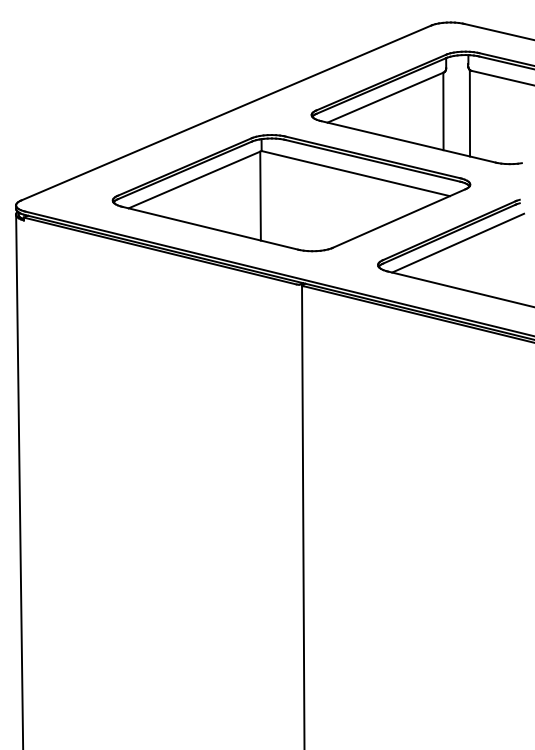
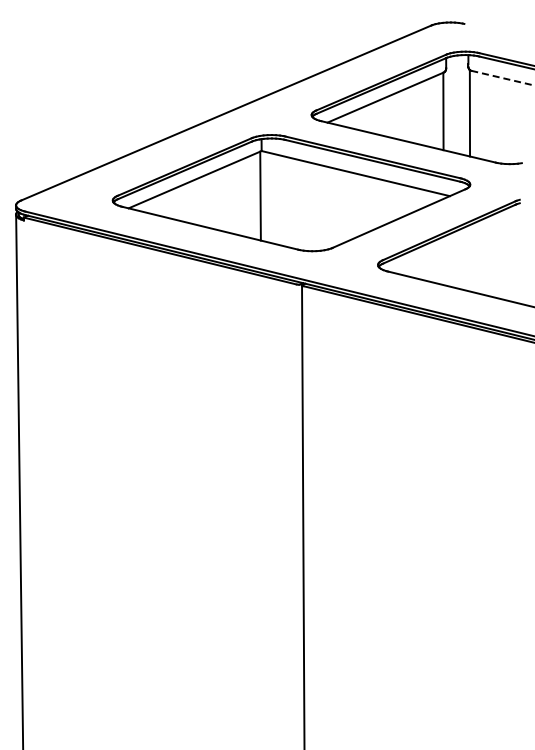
line: present -> none (497, 31)
line: solid -> dashed (503, 78)
line: present -> none (458, 242)
